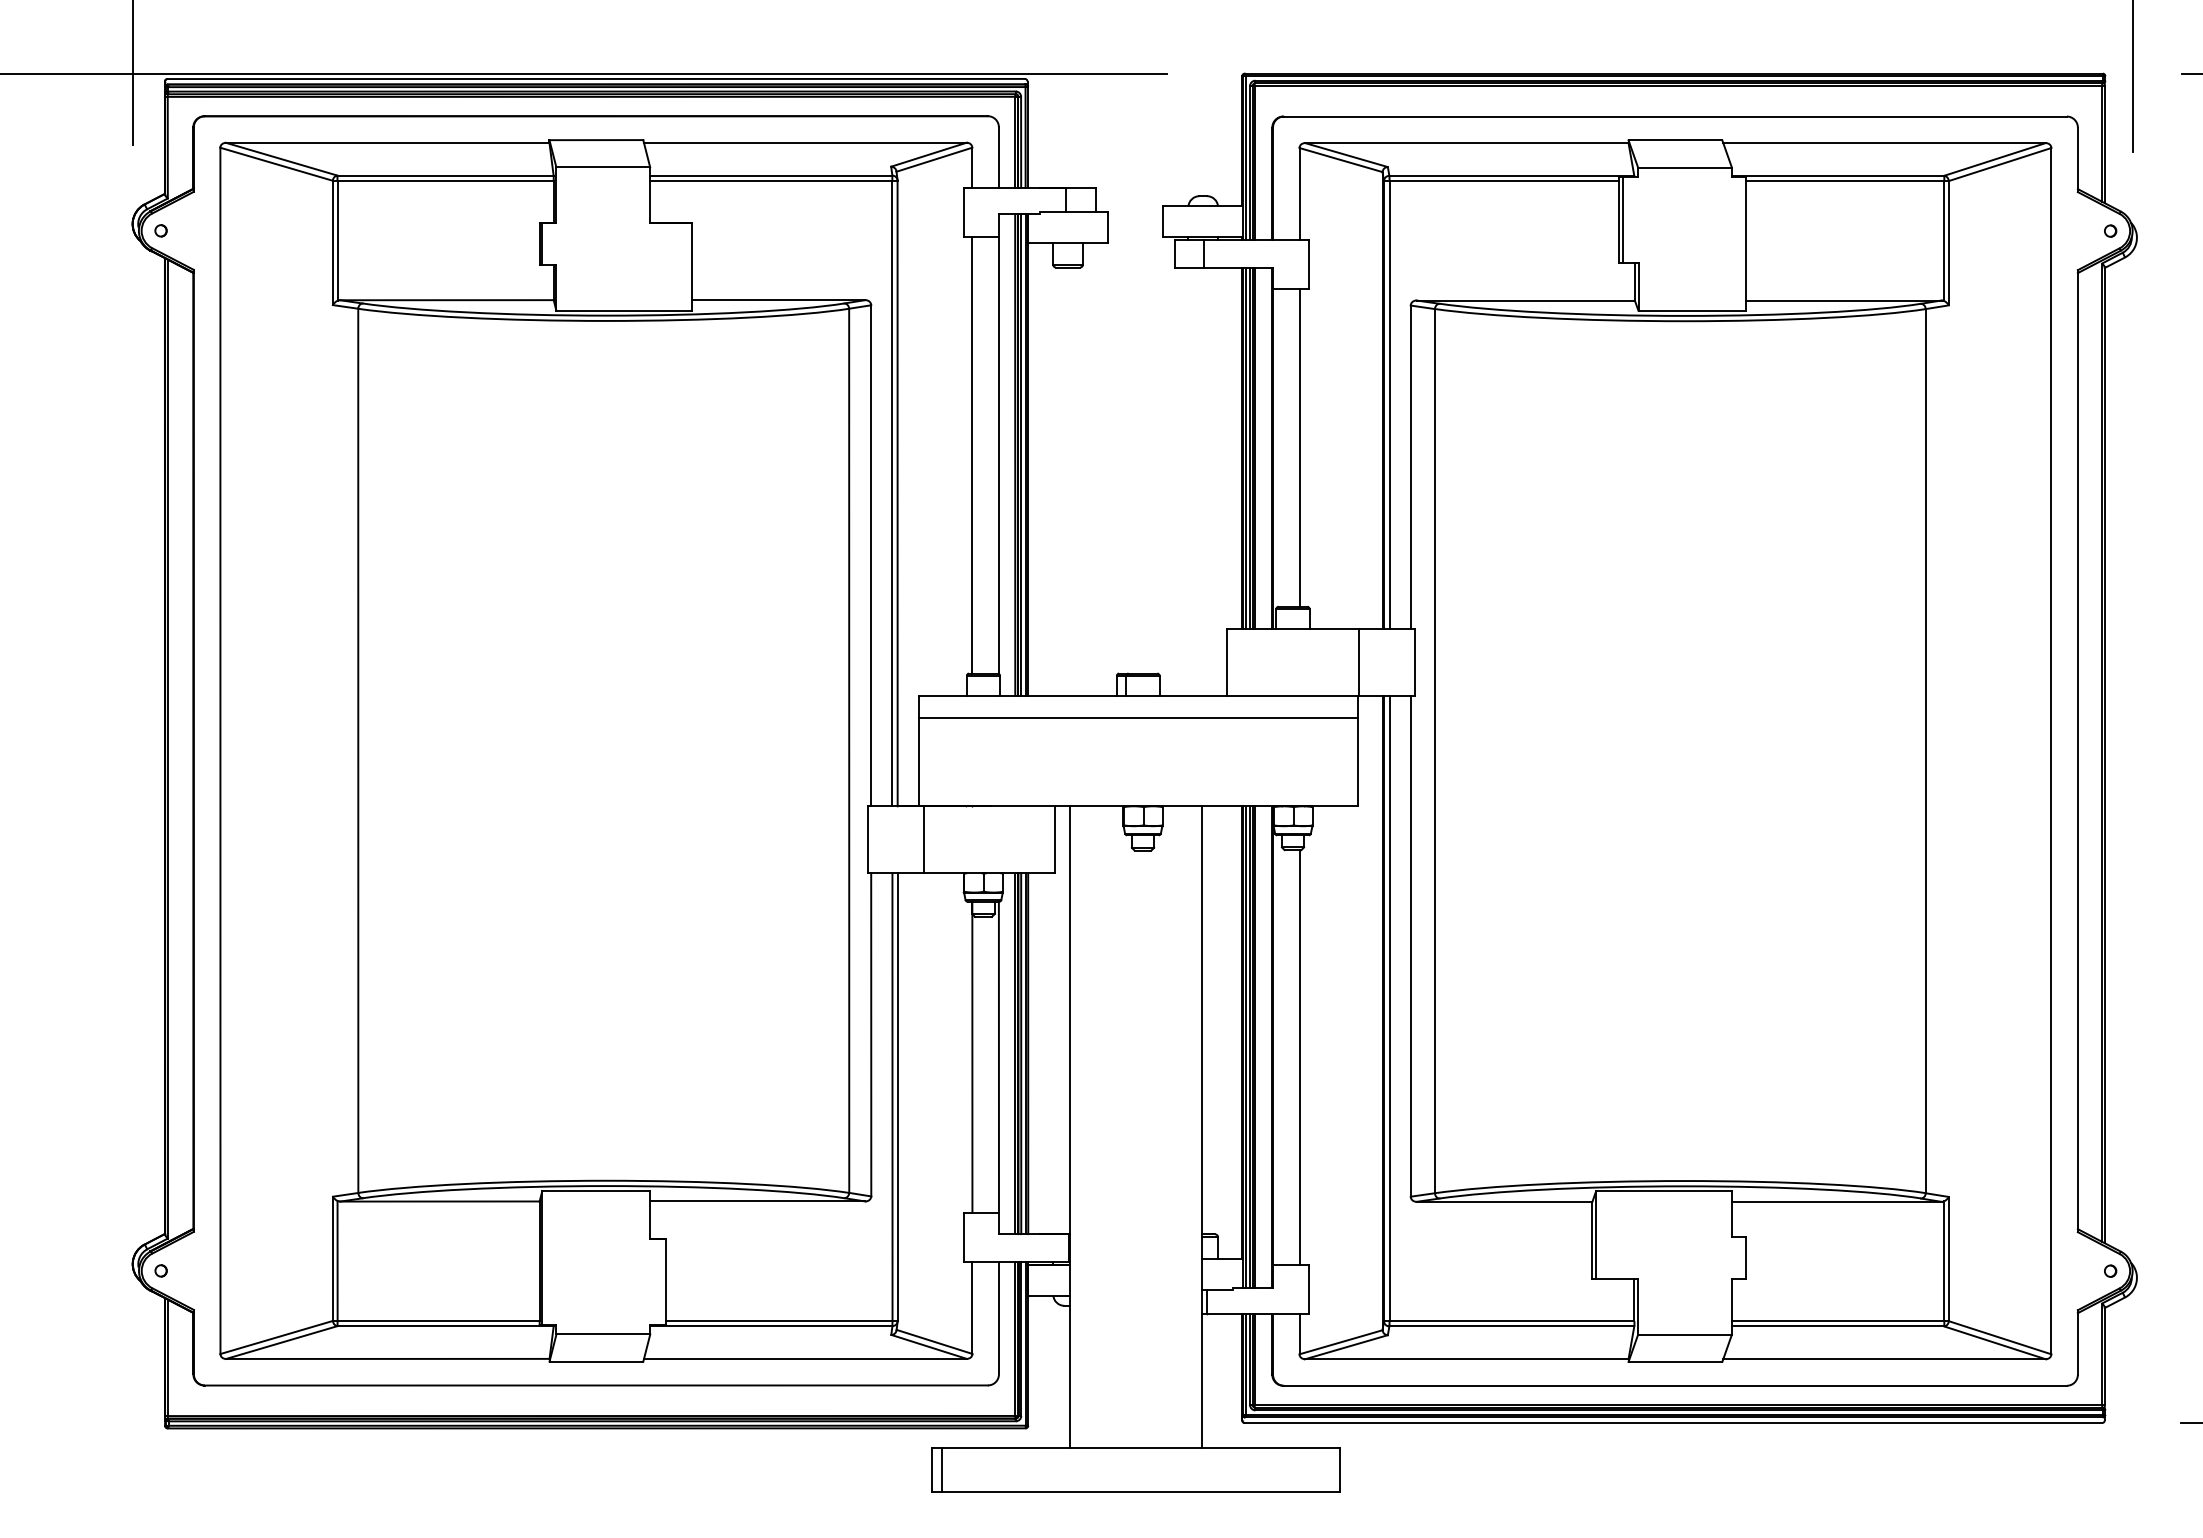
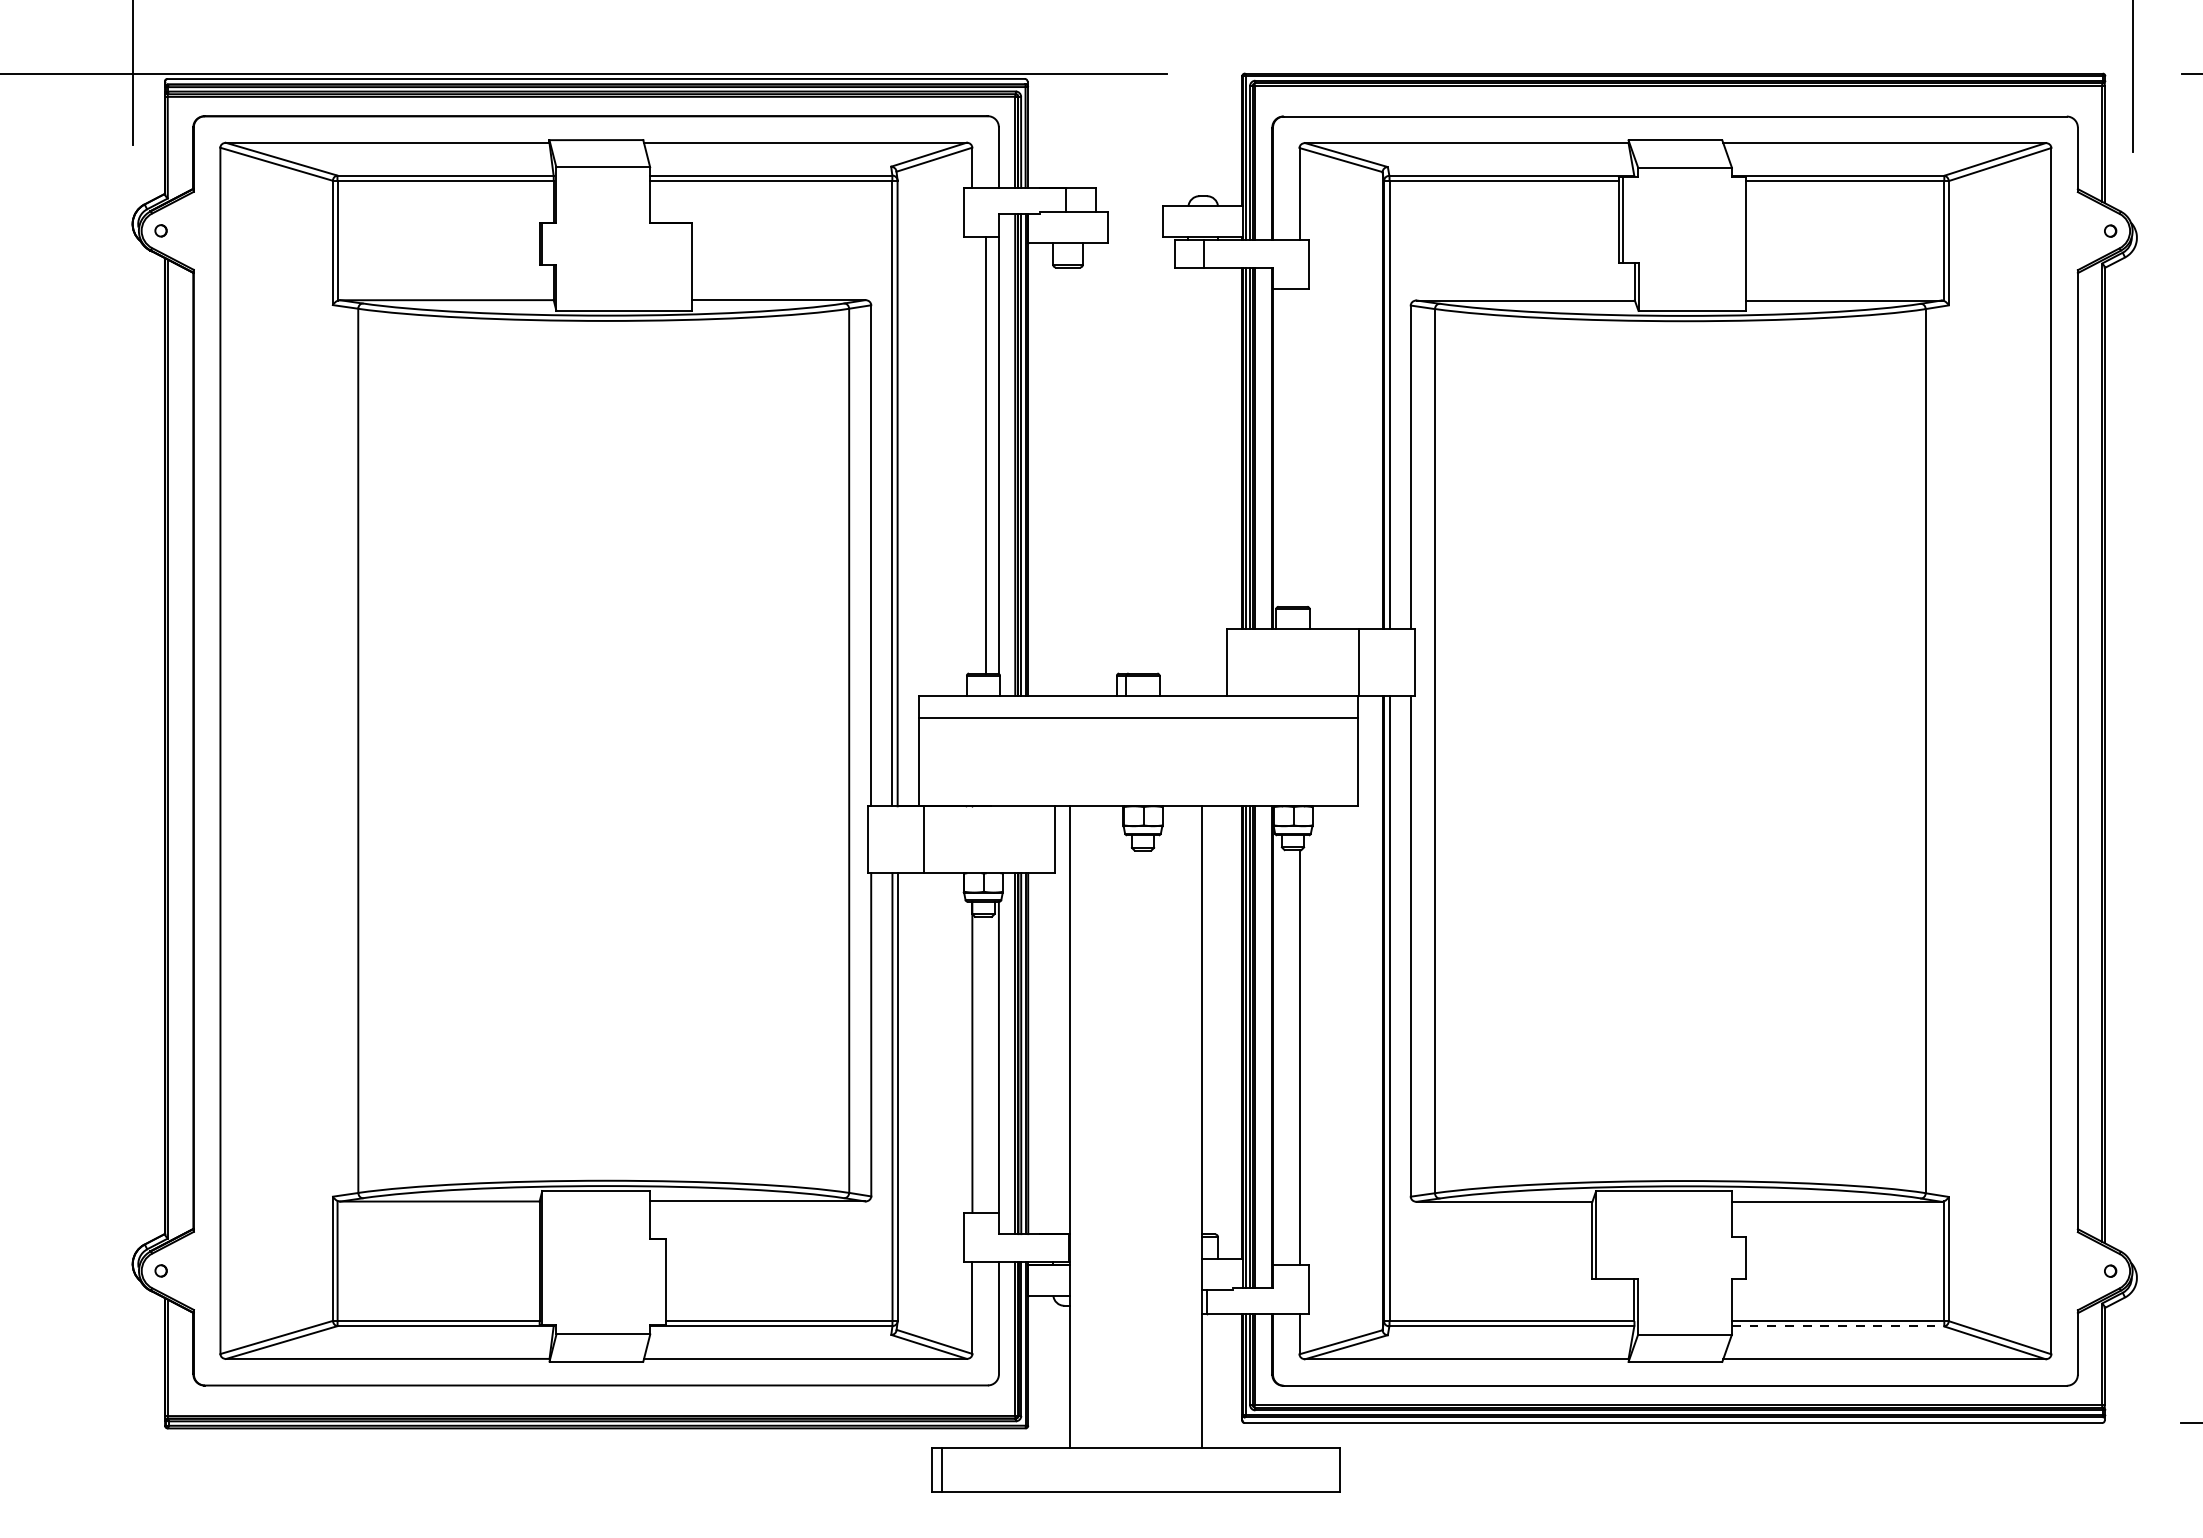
line: present -> none (1299, 447)
line position: (972, 454) -> (986, 454) (986, 454)
line: solid -> dashed (1838, 1326)
